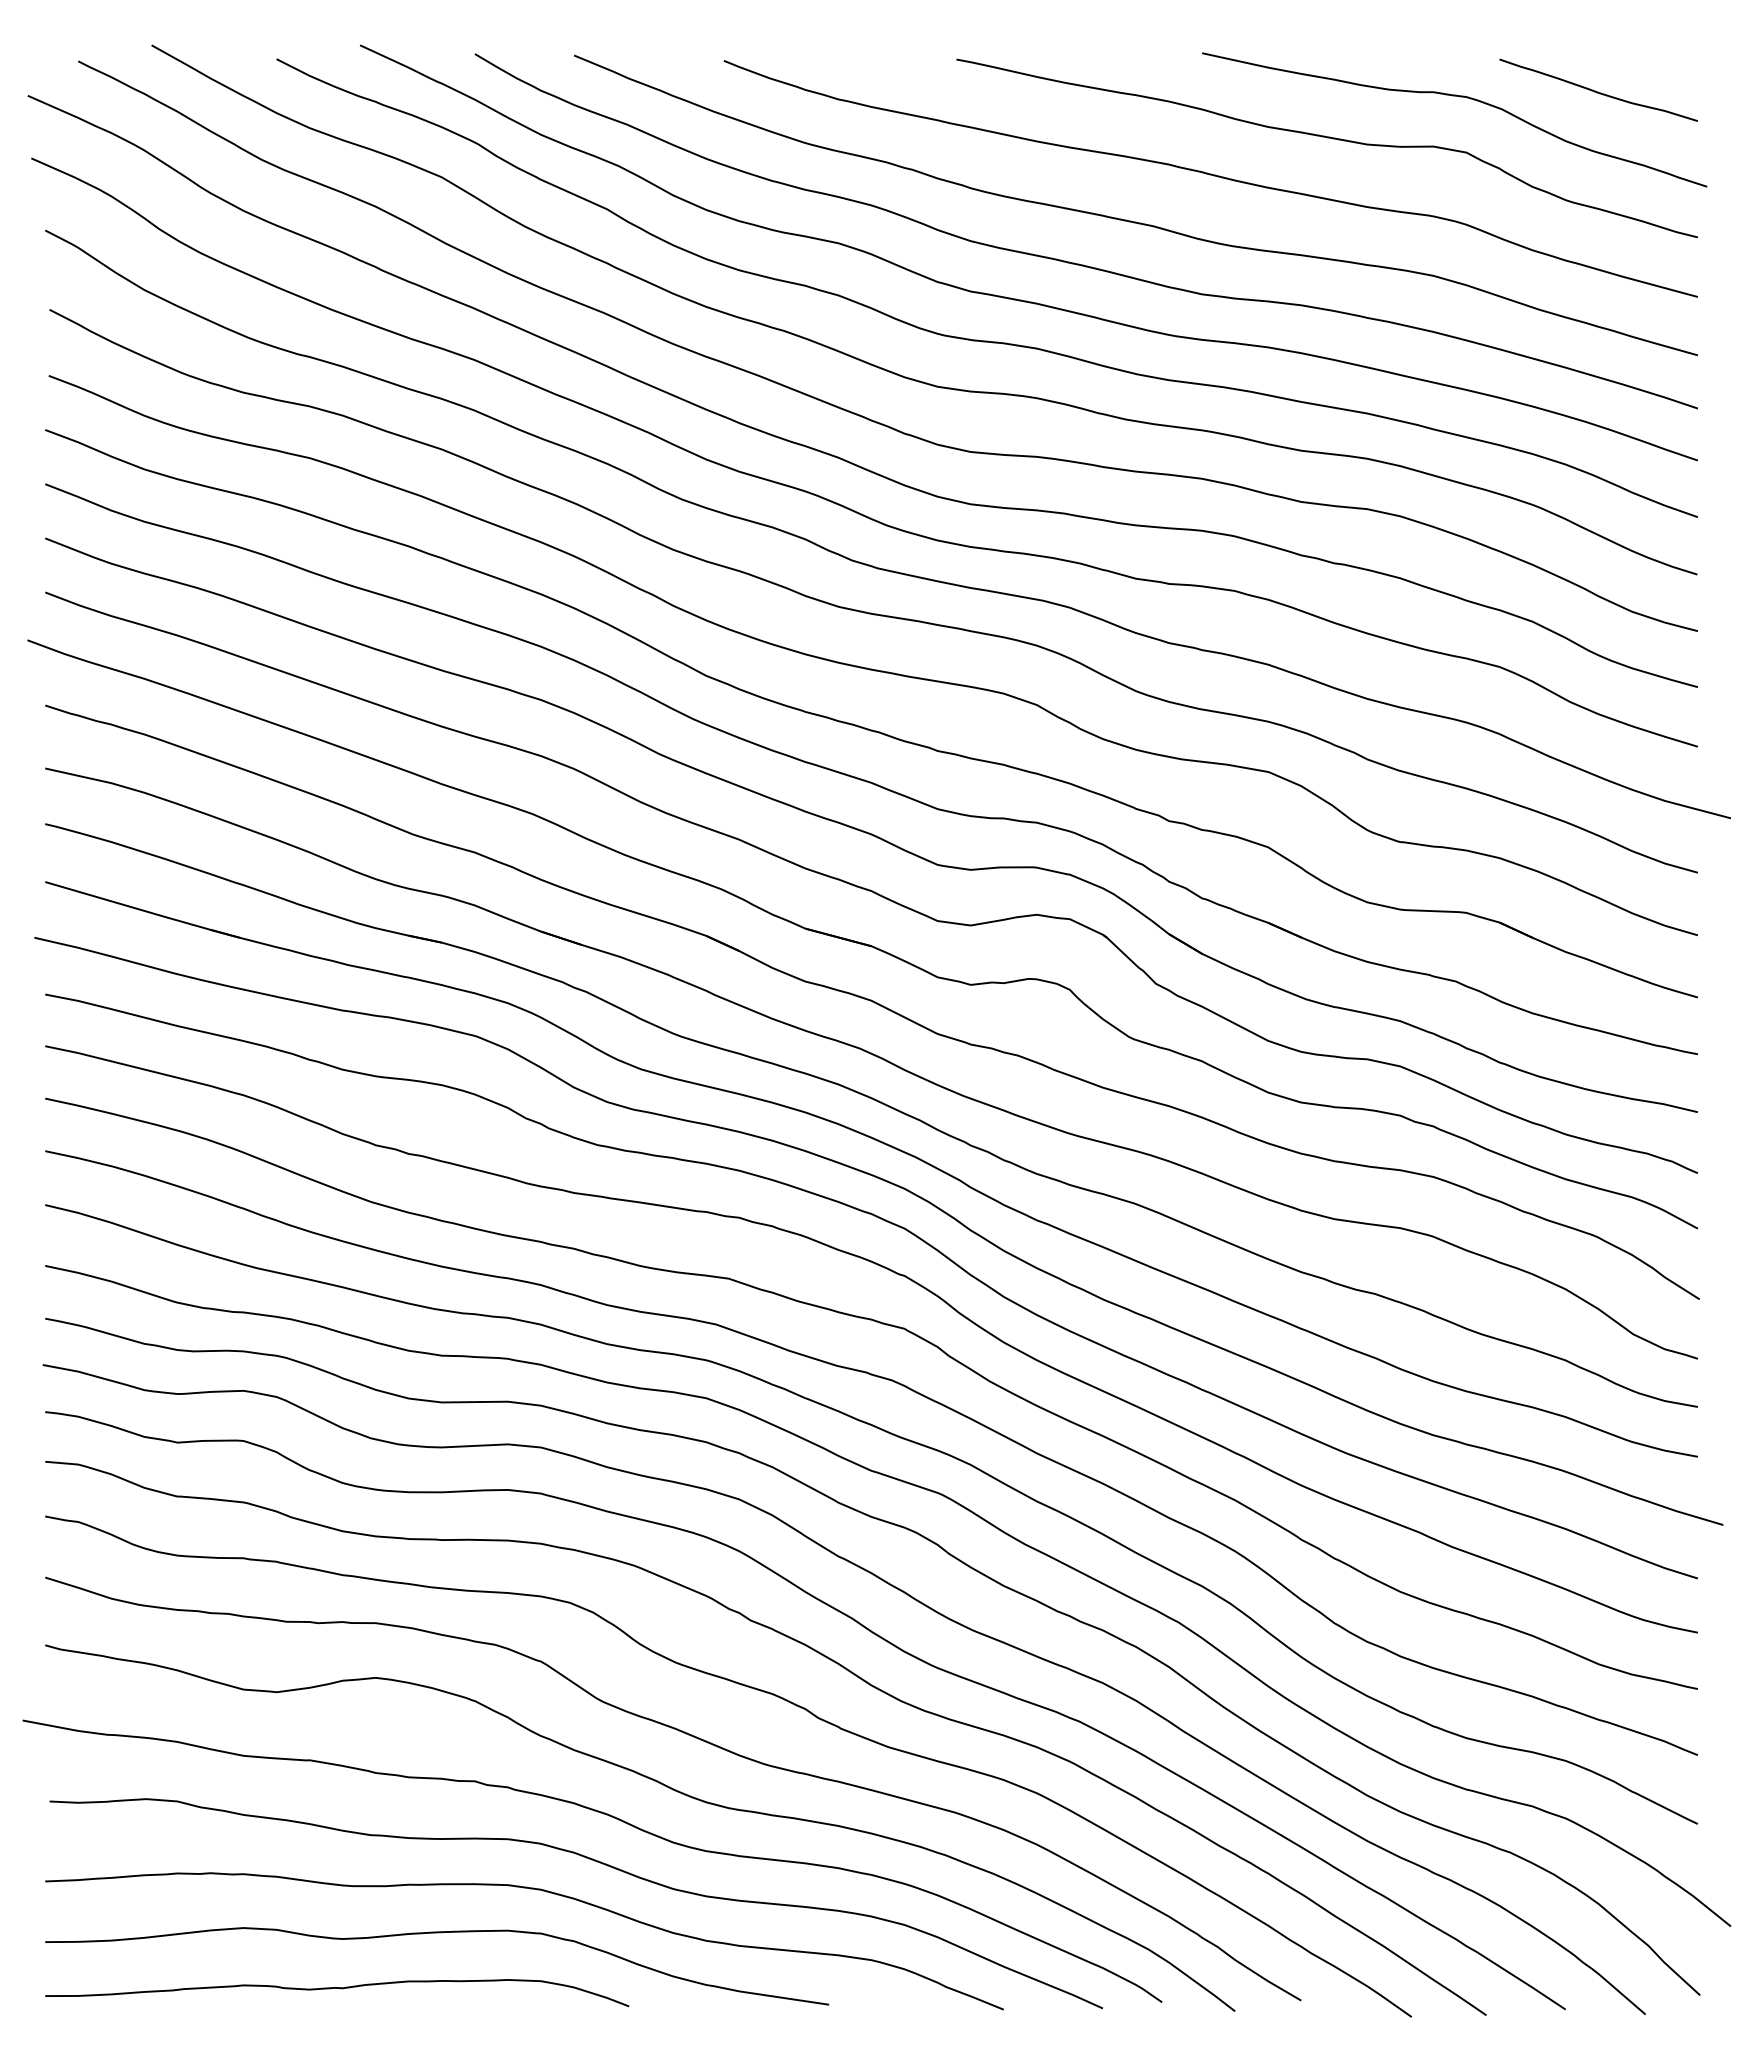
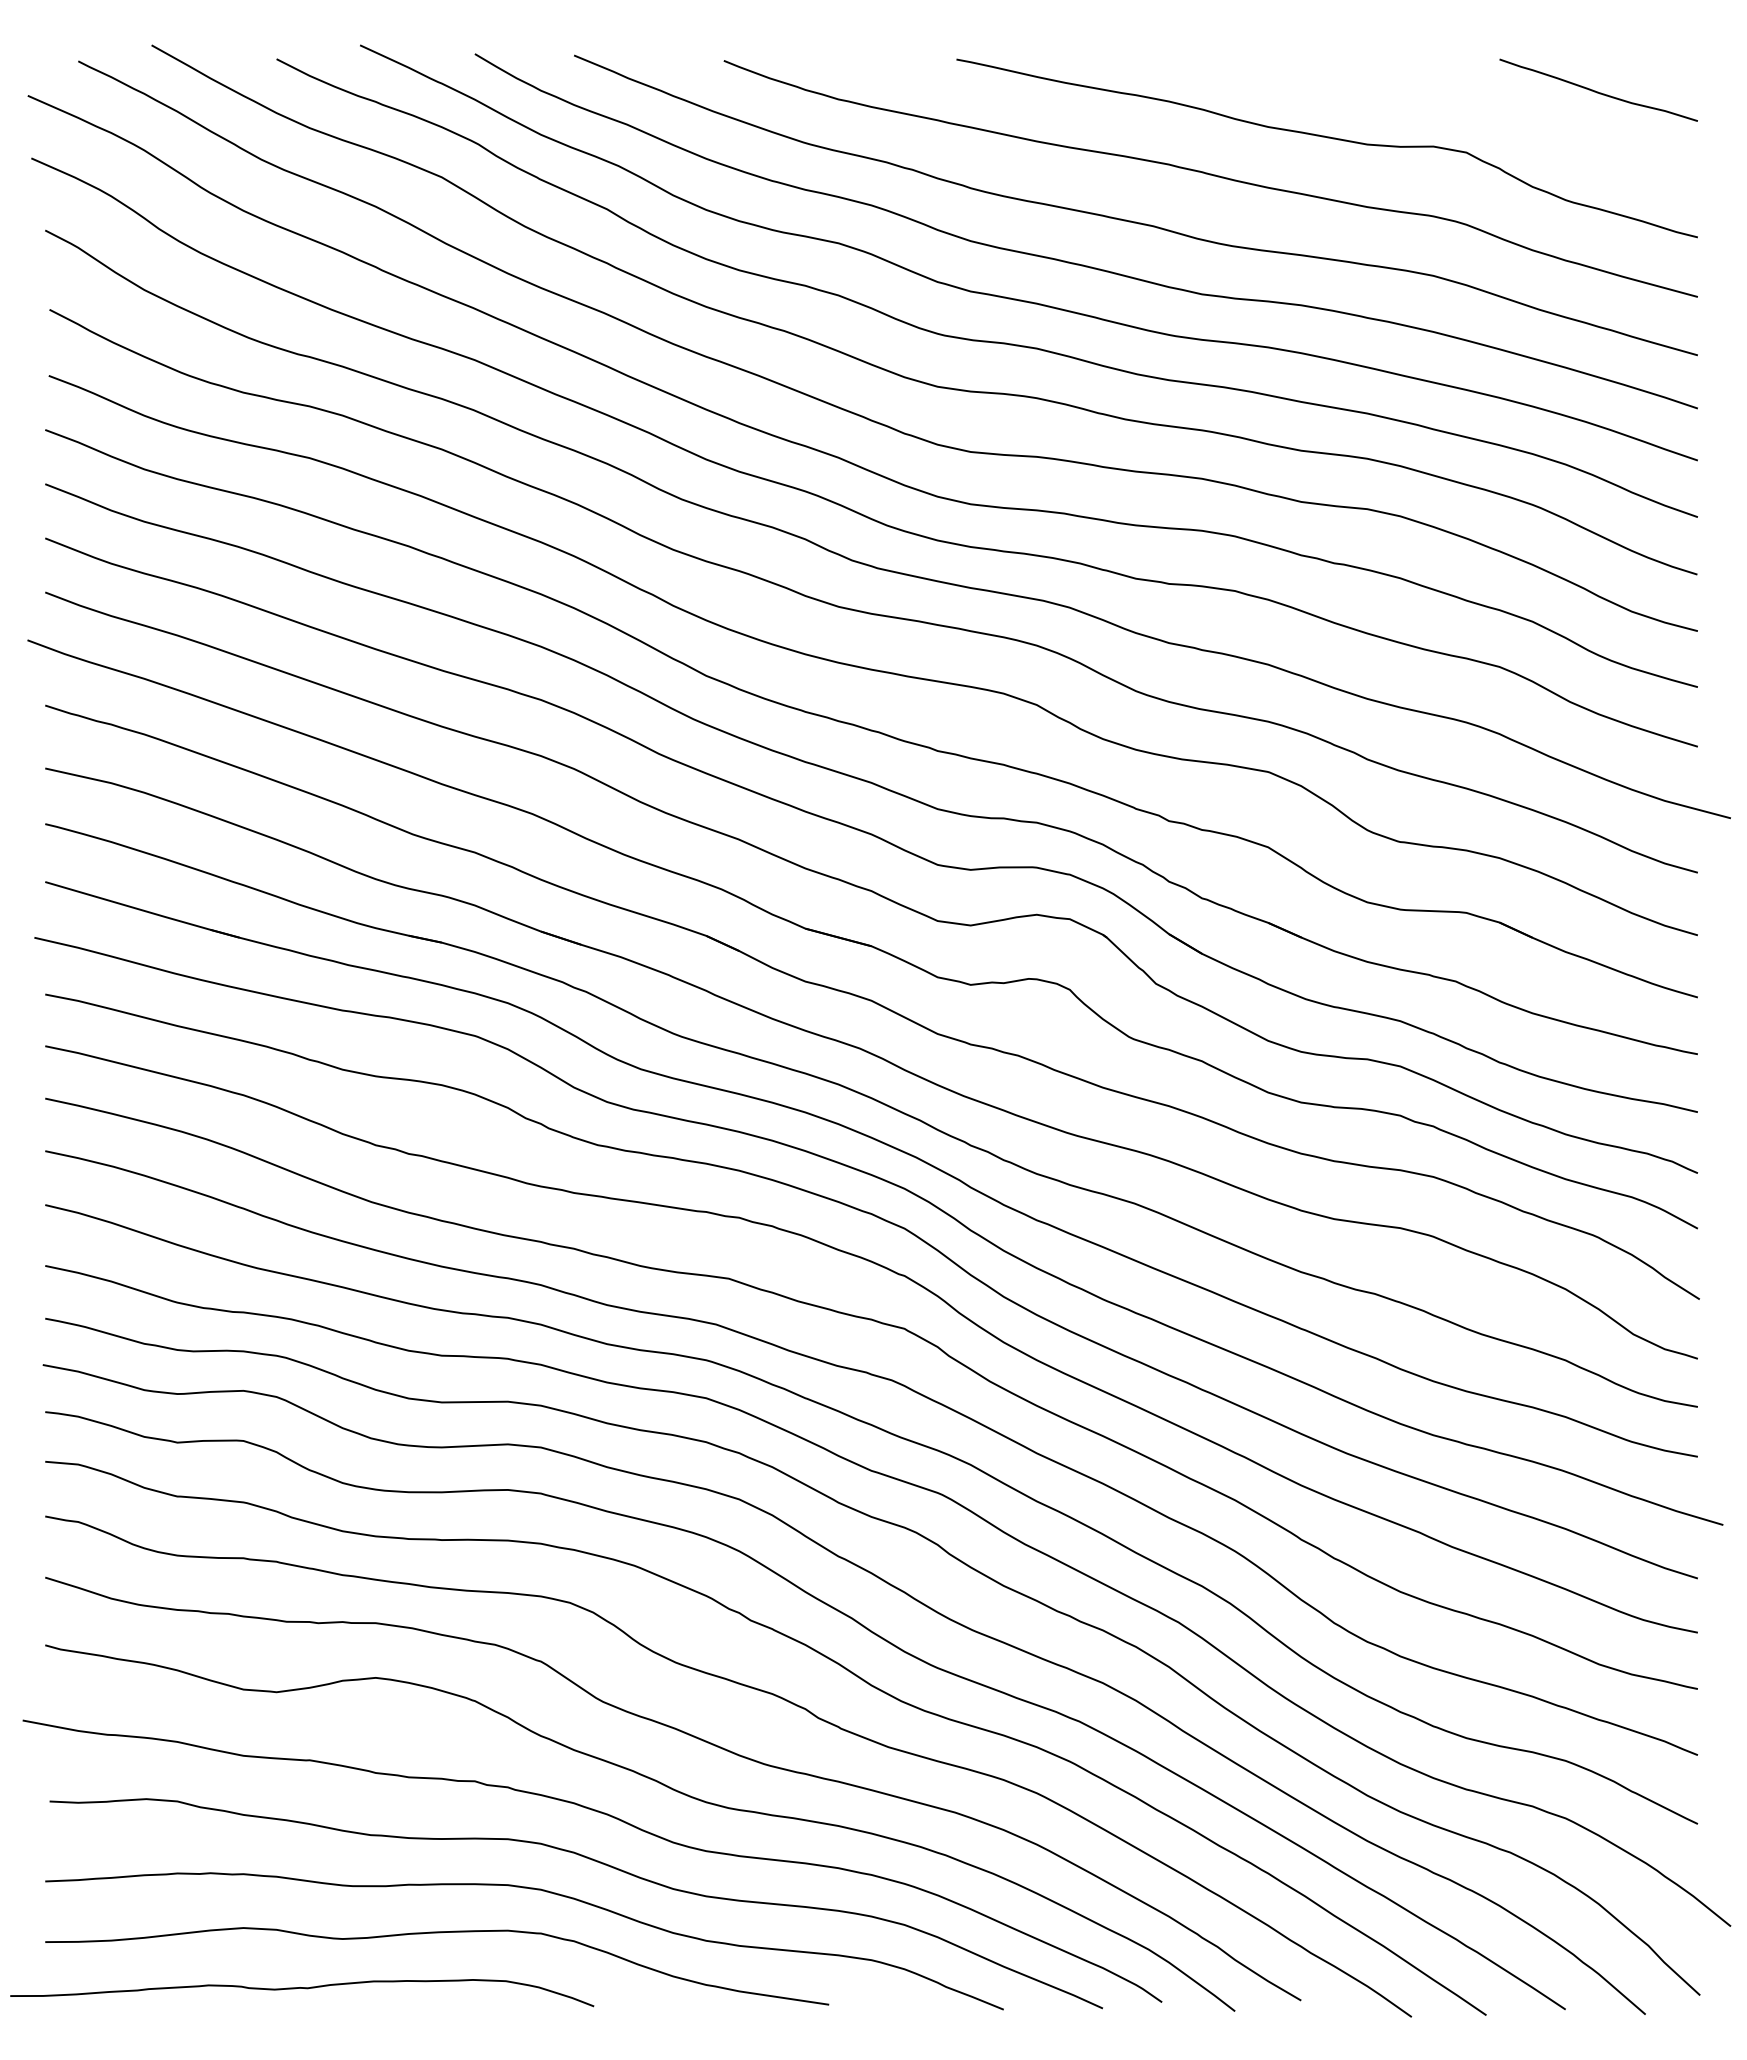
curve: present -> none (1459, 97)
curve position: (337, 1988) -> (302, 1988) (302, 1988)
